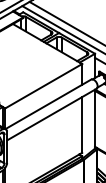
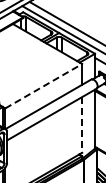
line: solid -> dashed (44, 85)
line: solid -> dashed (82, 124)
